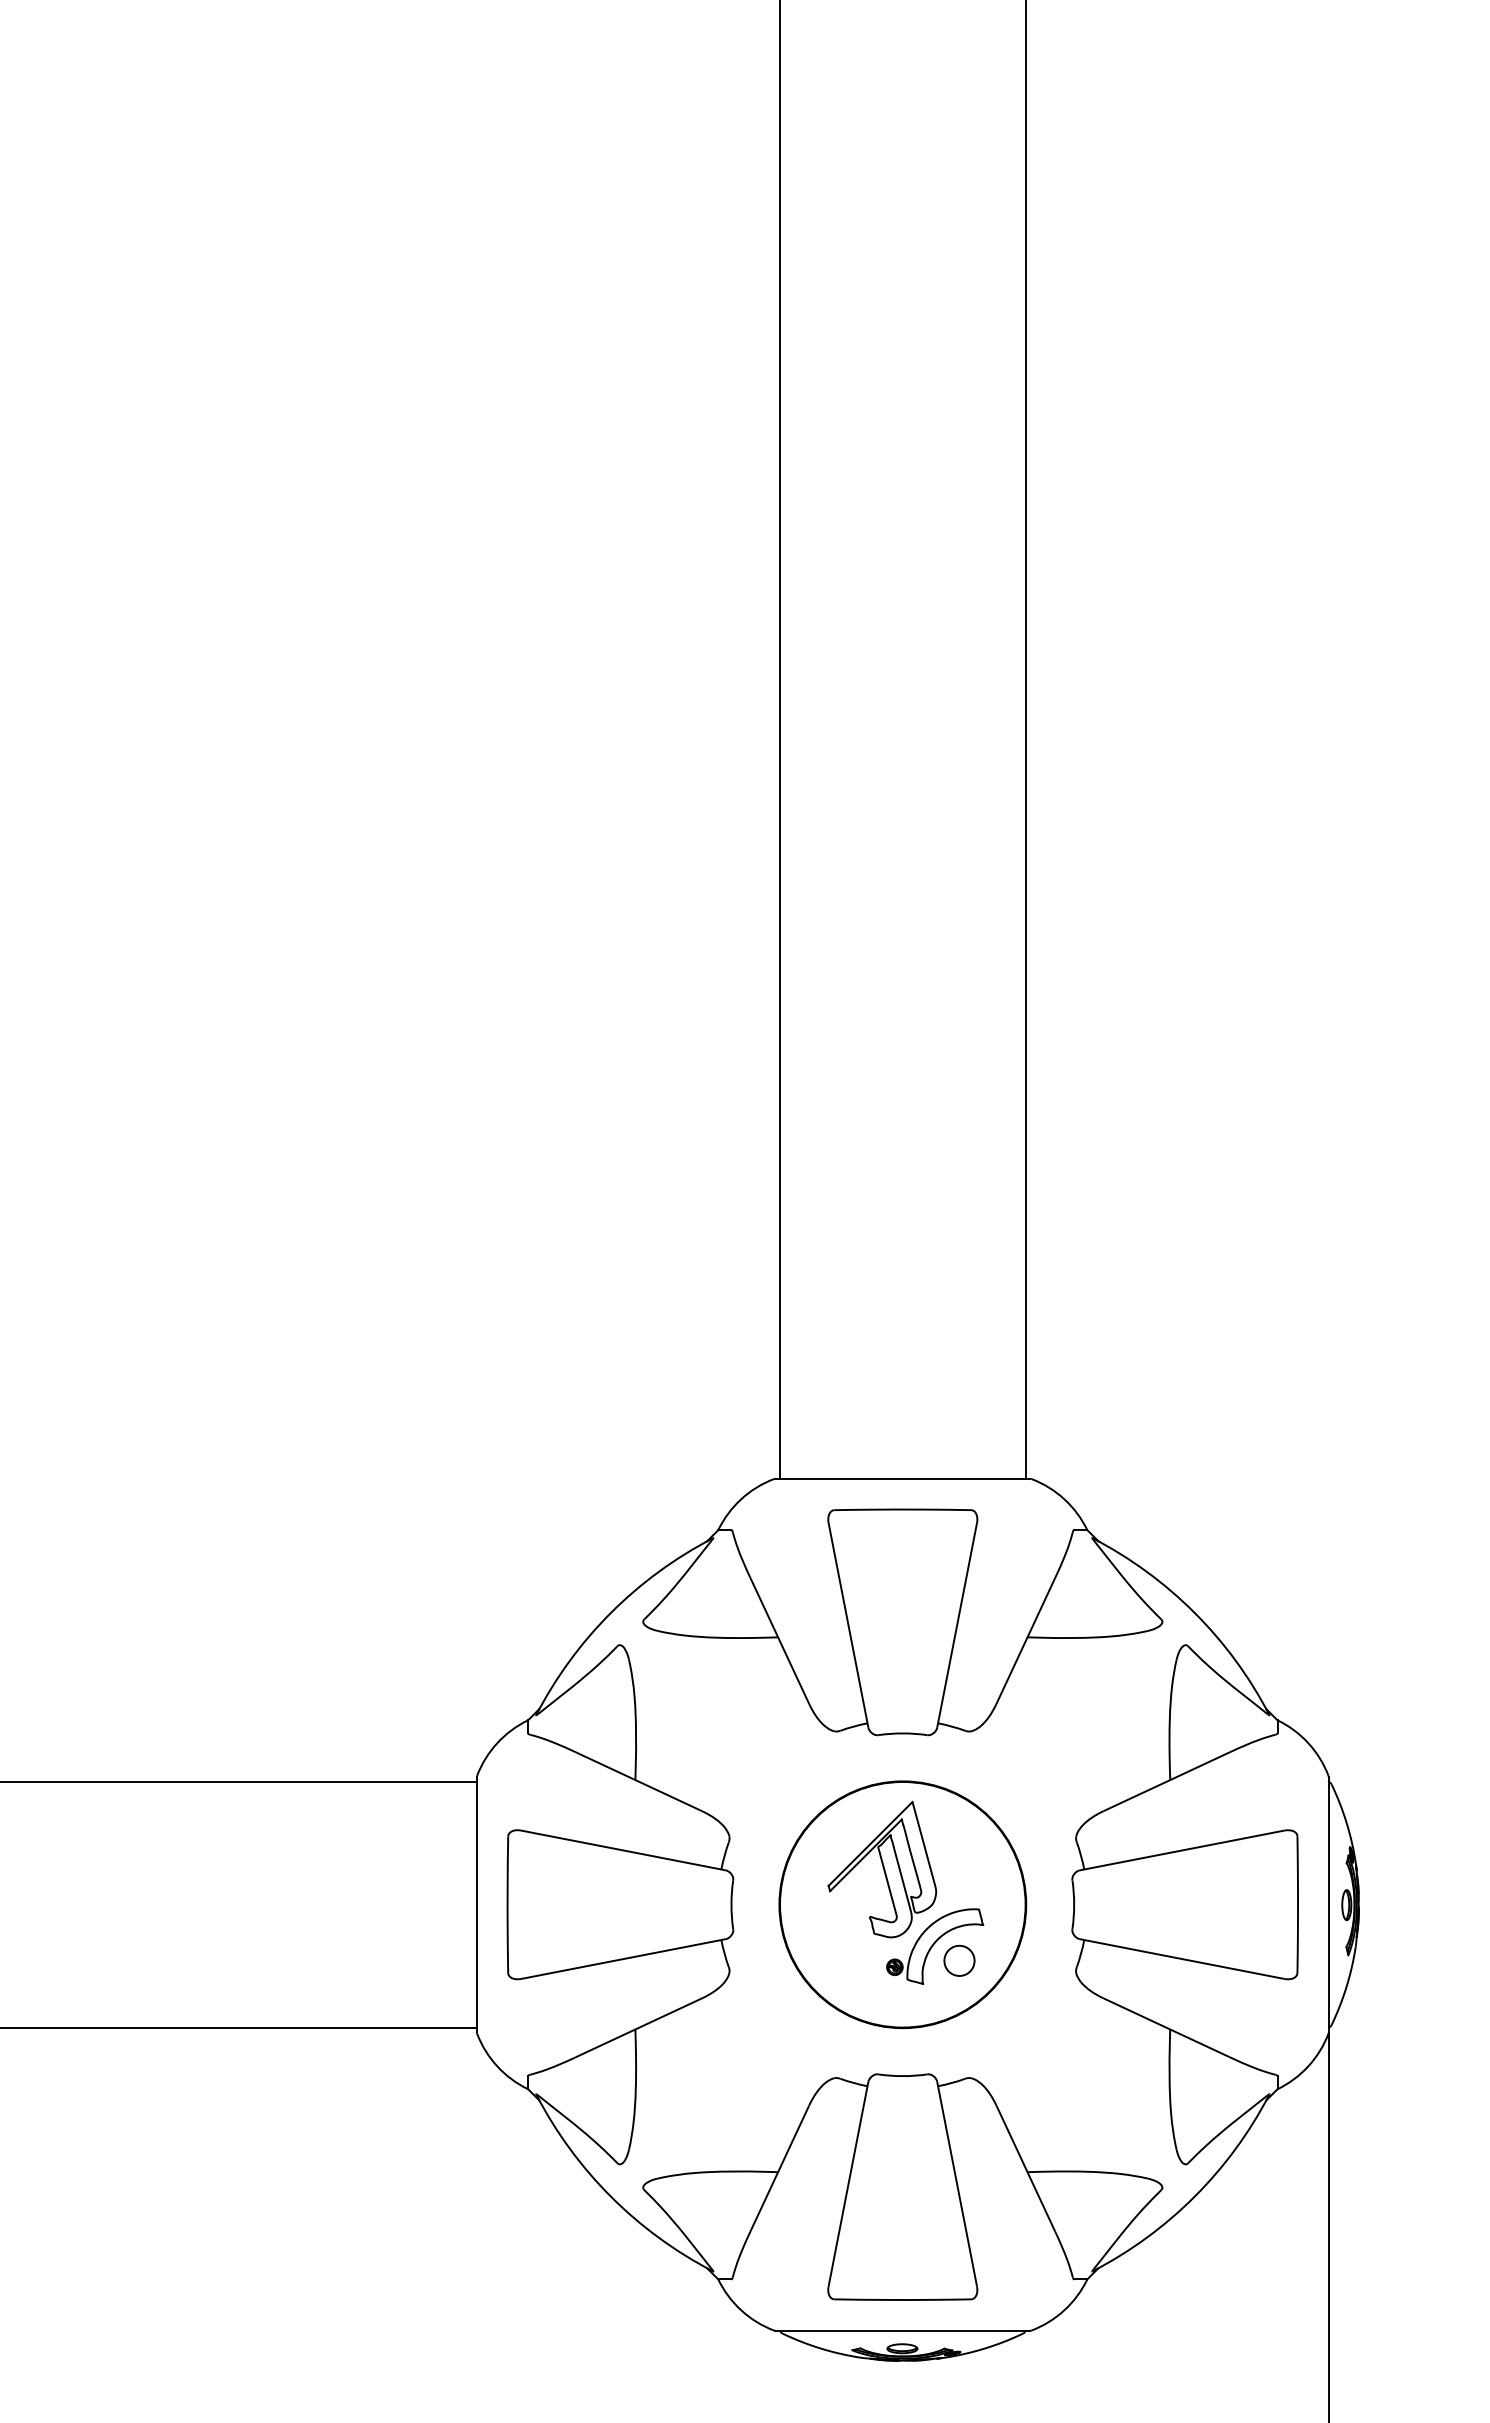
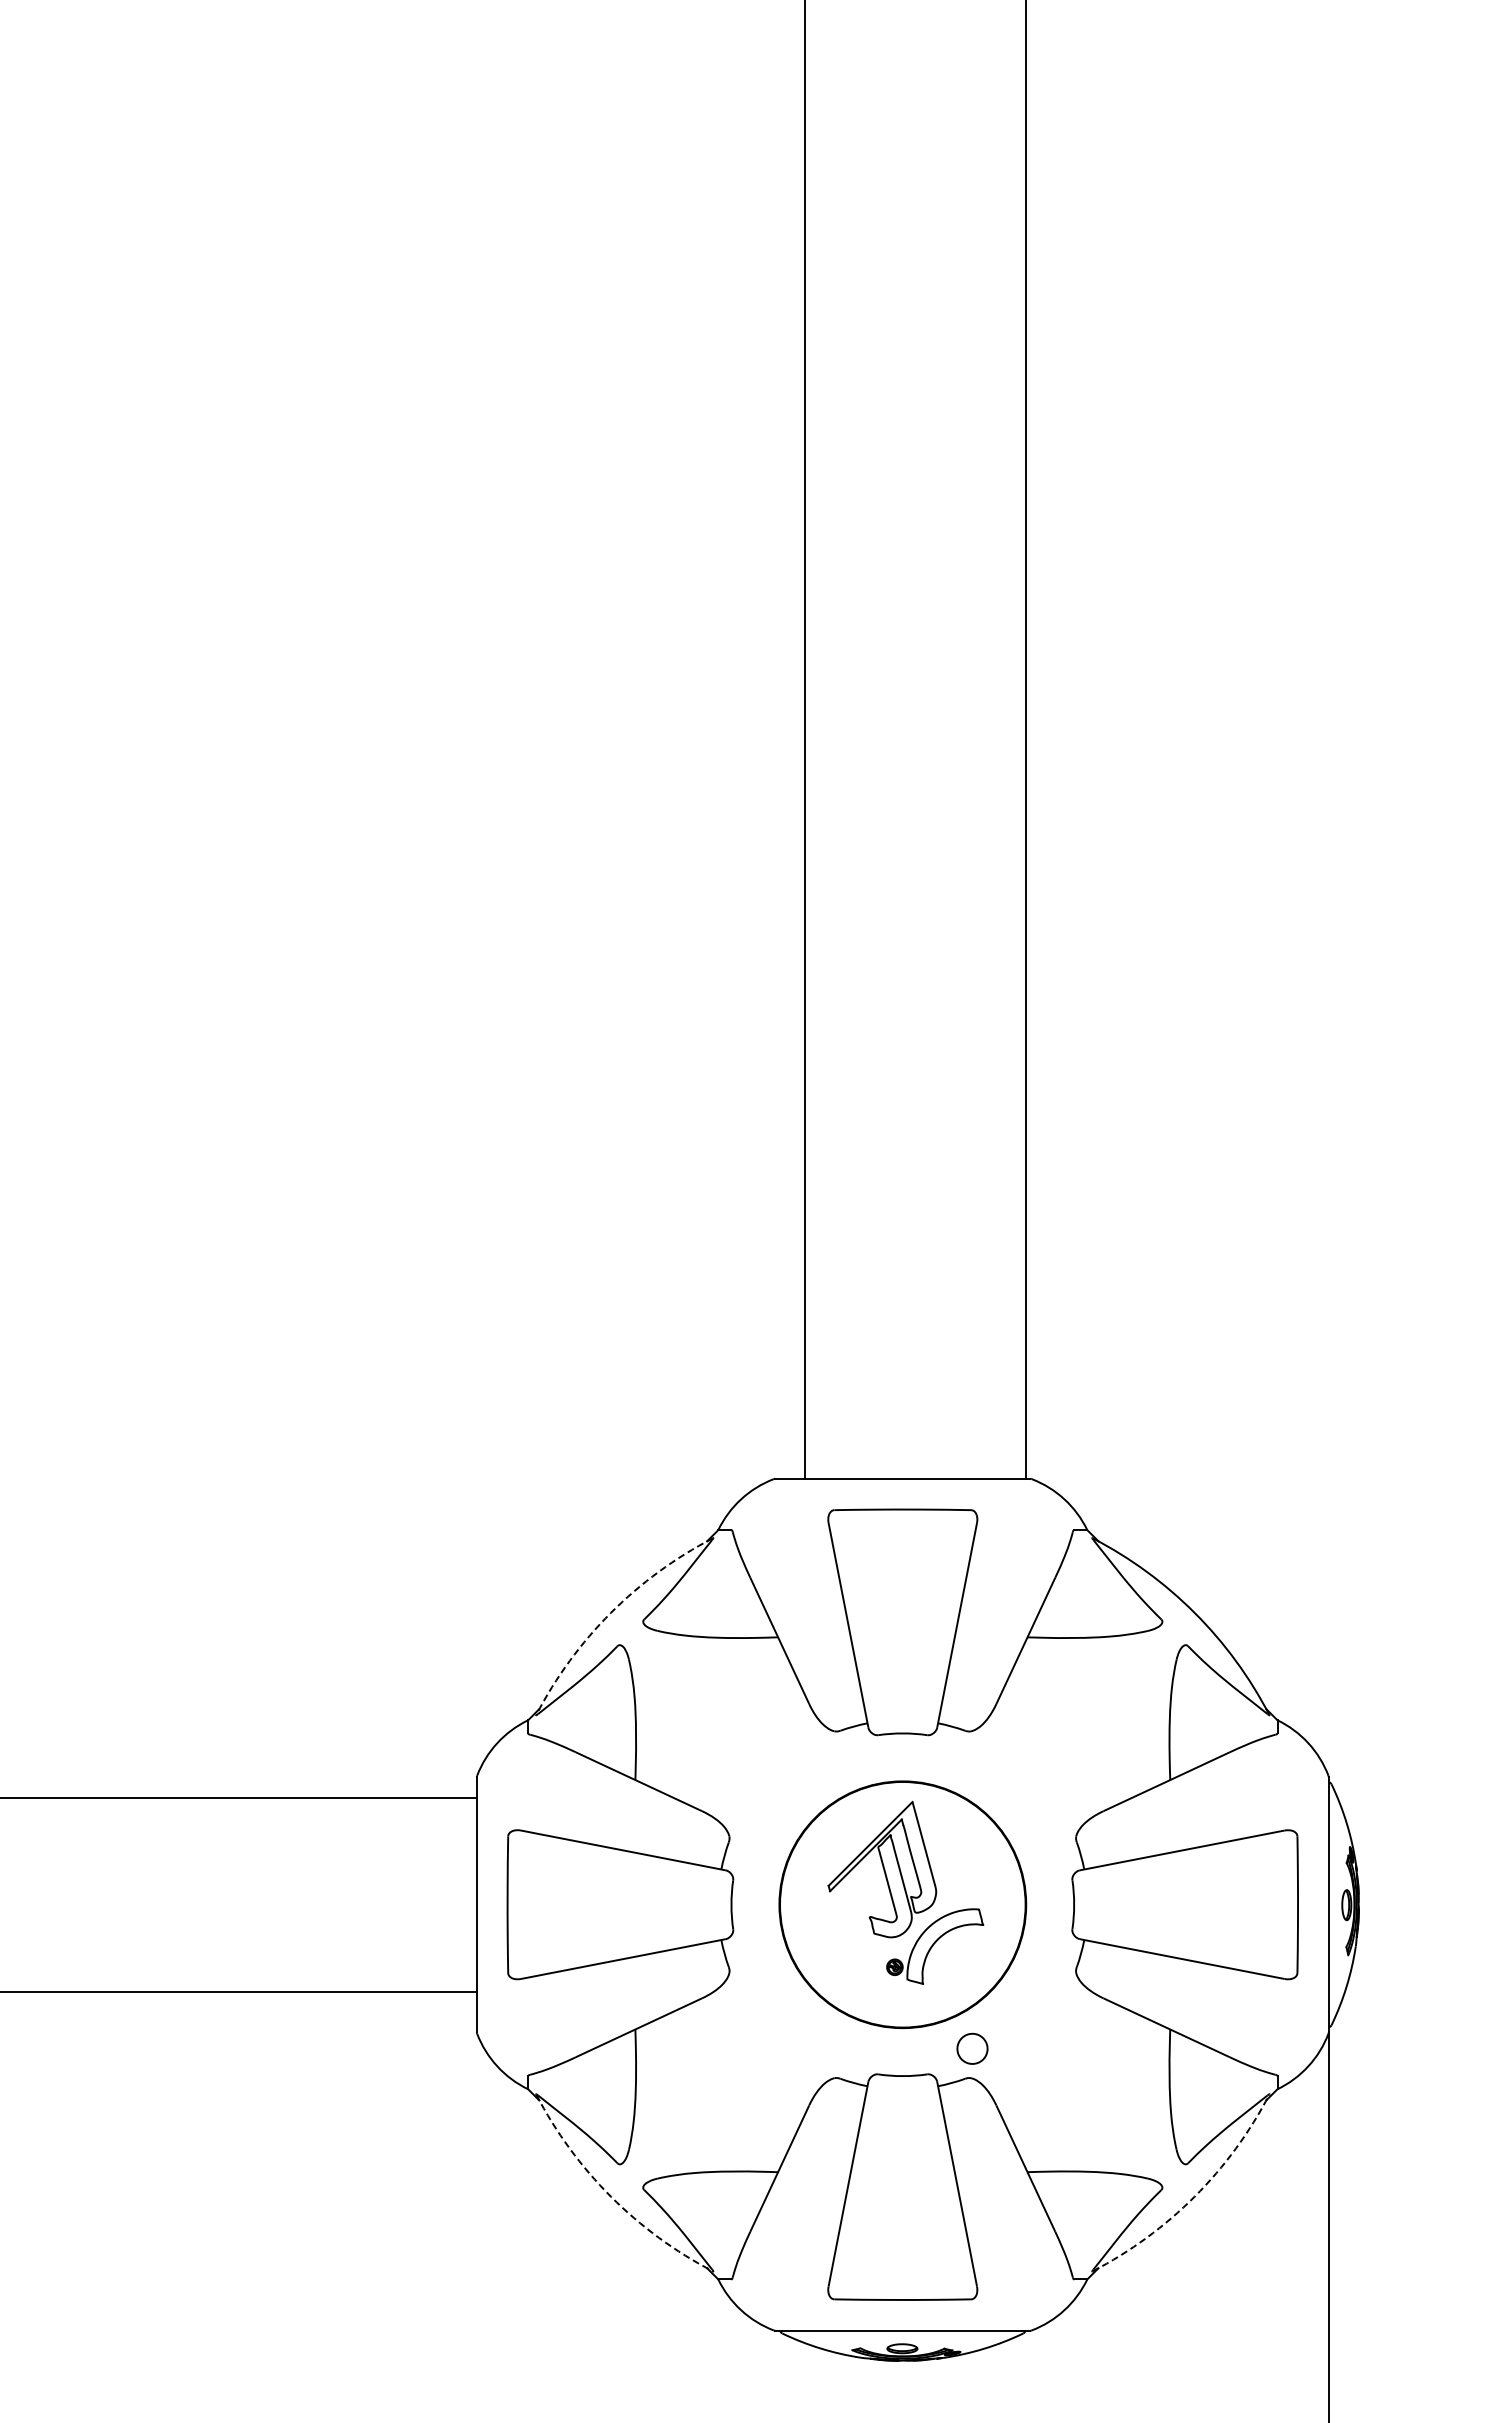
line position: (780, 740) -> (805, 740) (805, 740)
arc: solid -> dashed (610, 1612)
line position: (239, 1782) -> (239, 1798) (239, 1798)
part position: (959, 1960) -> (972, 2048) (972, 2048)
line position: (239, 2027) -> (239, 1991) (239, 1991)
arc: solid -> dashed (610, 2196)
arc: solid -> dashed (1194, 2196)
